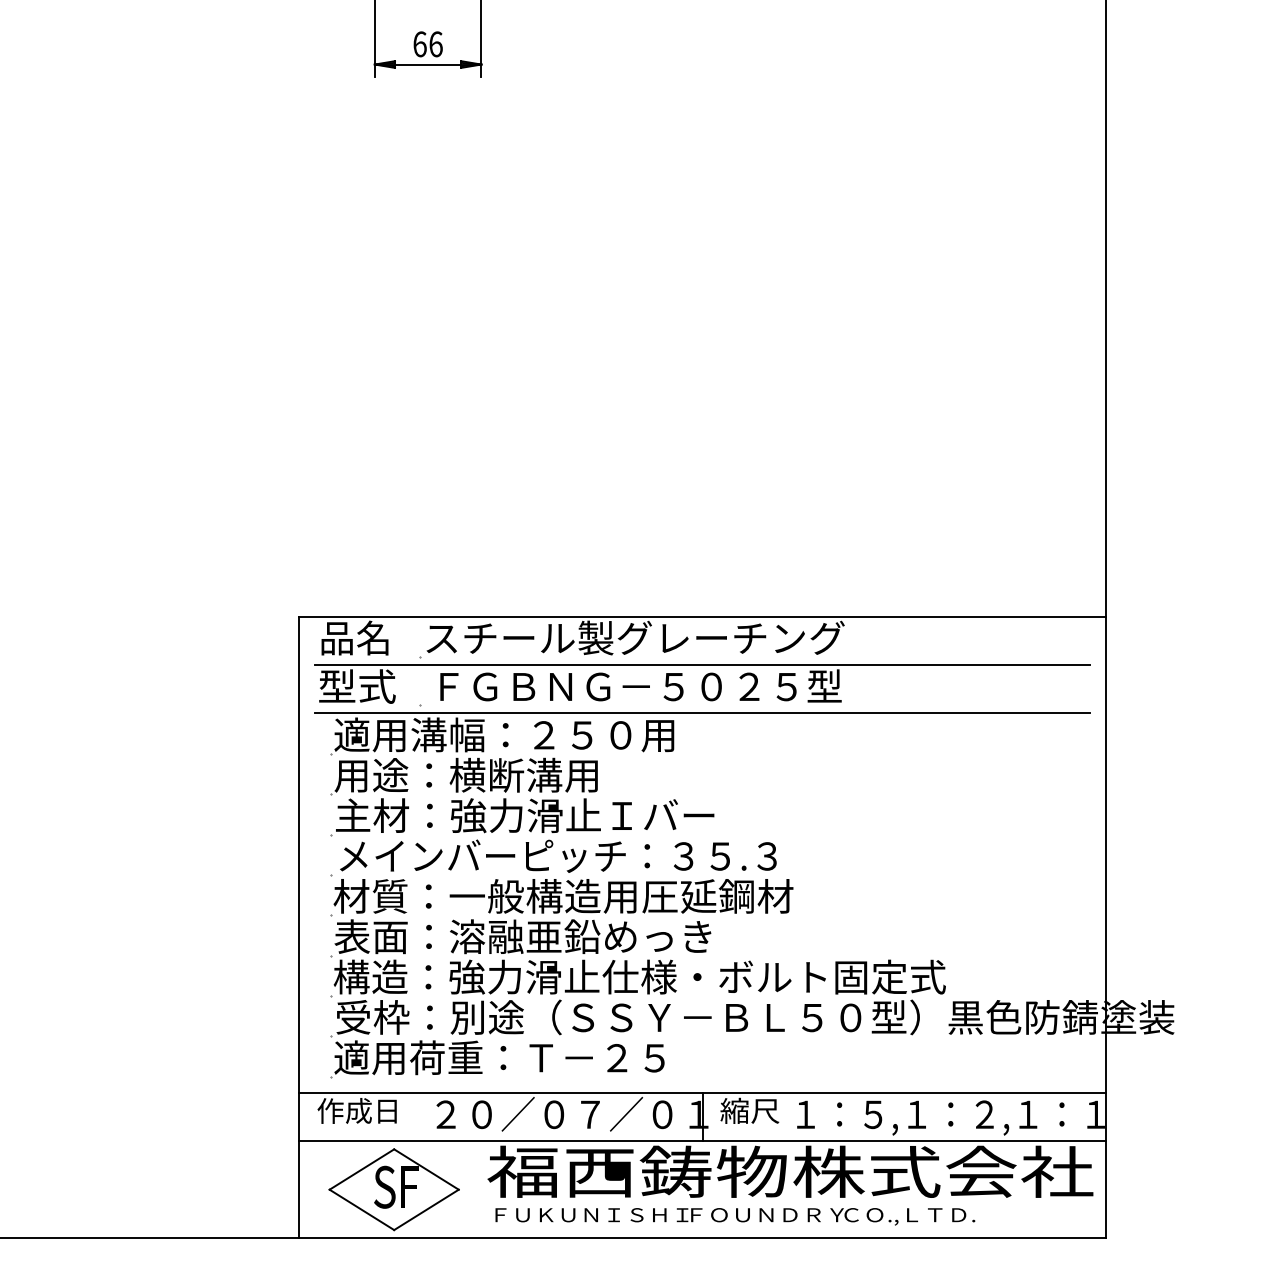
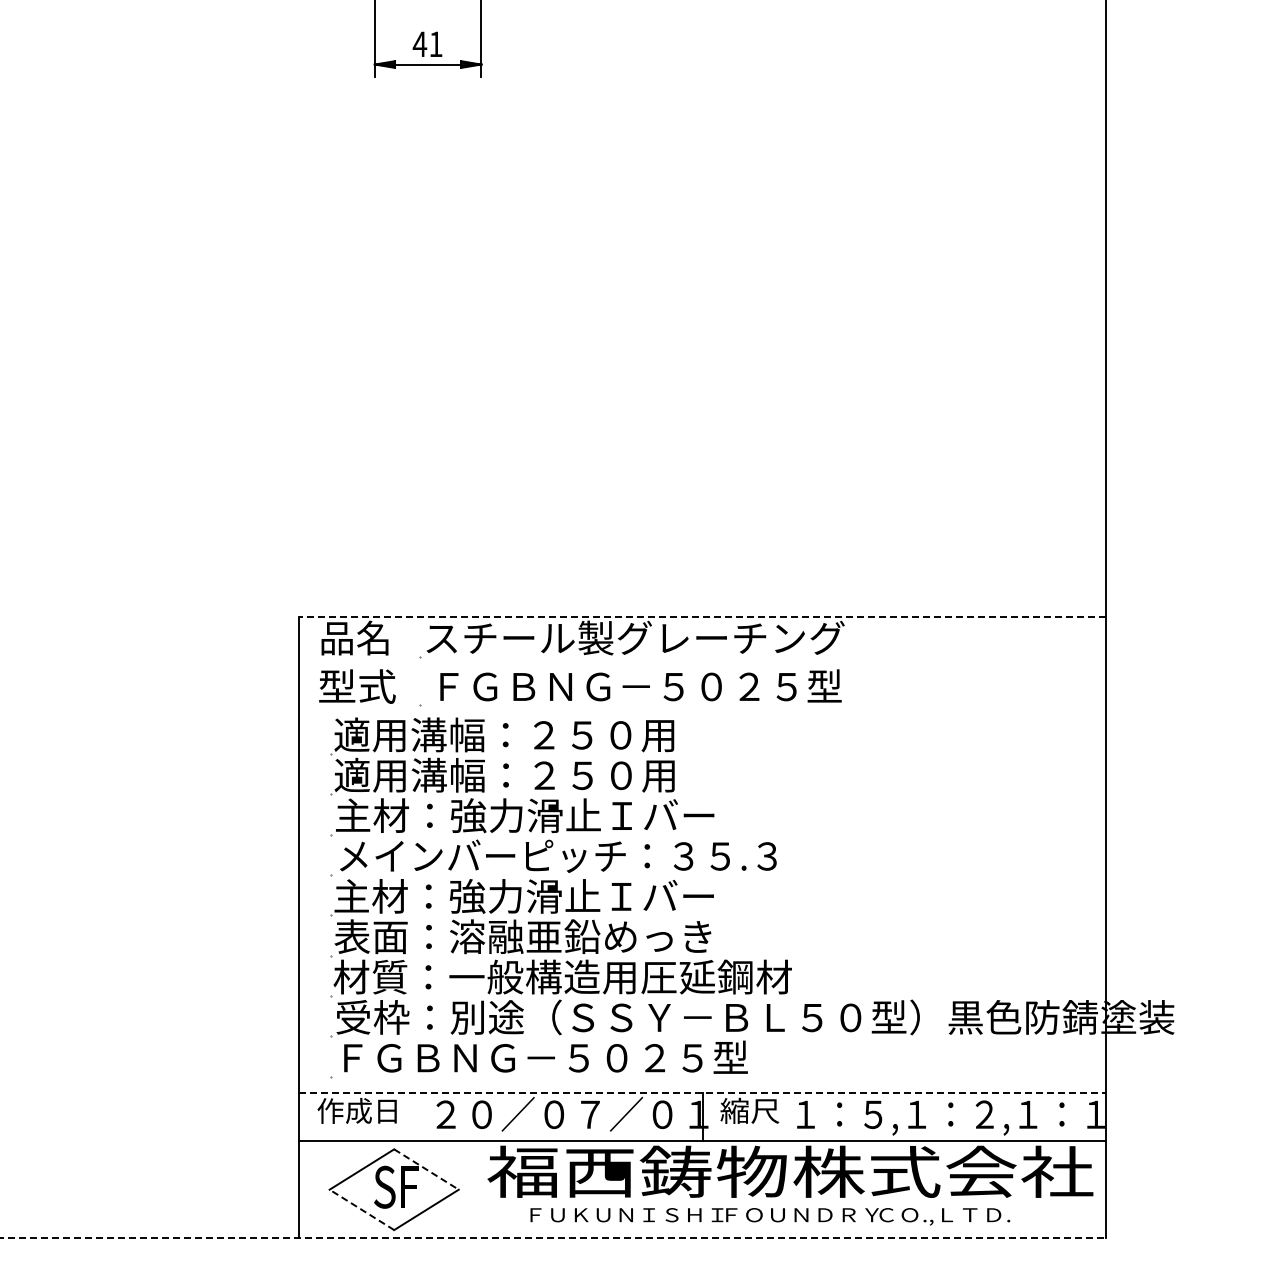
text: 66 -> 41 (427, 44)
line: solid -> dashed (702, 616)
line: present -> none (702, 665)
line: present -> none (702, 713)
text: 用途：横断溝用 -> 適用溝幅：２５０用 (504, 774)
text: 材質：一般構造用圧延鋼材 -> 主材：強力滑止Ｉバー (563, 896)
text: 構造：強力滑止仕様・ボルト固定式 -> 材質：一般構造用圧延鋼材 (639, 976)
text: 適用荷重：Ｔ－２５ -> ＦＧＢＮＧ－５０２５型 (540, 1057)
line: solid -> dashed (702, 1092)
line: solid -> dashed (426, 1169)
line: solid -> dashed (361, 1209)
text position: (735, 1216) -> (770, 1216) (770, 1216)
line: solid -> dashed (553, 1238)
